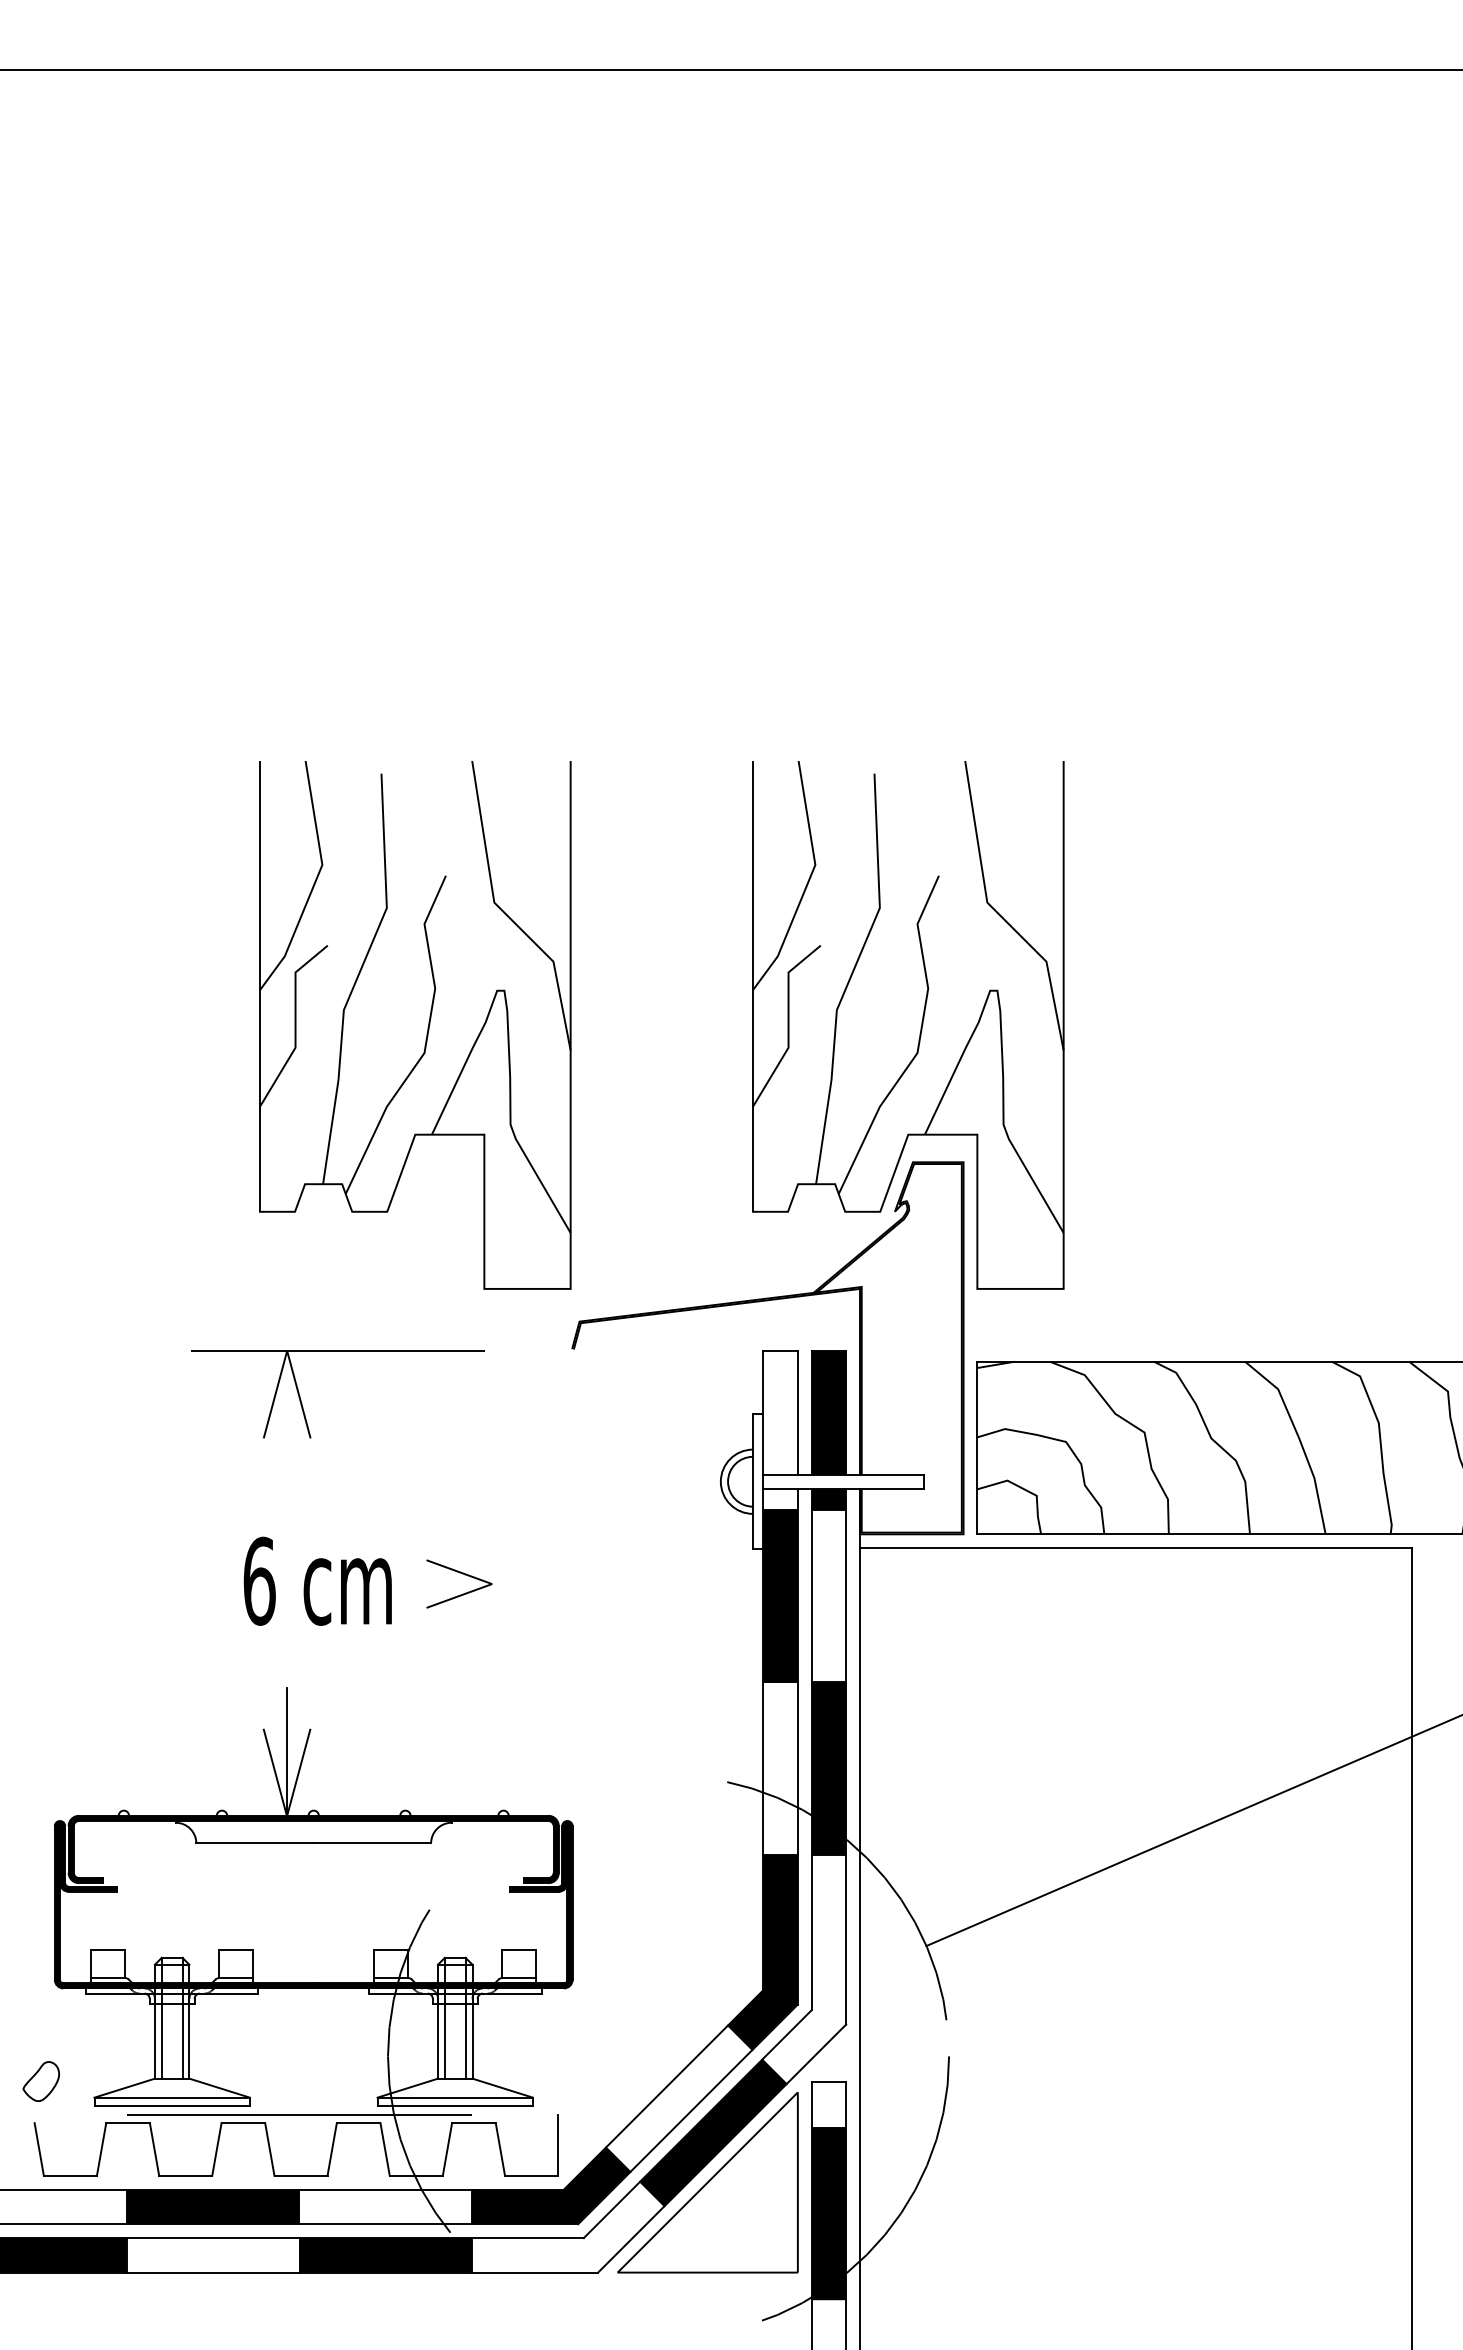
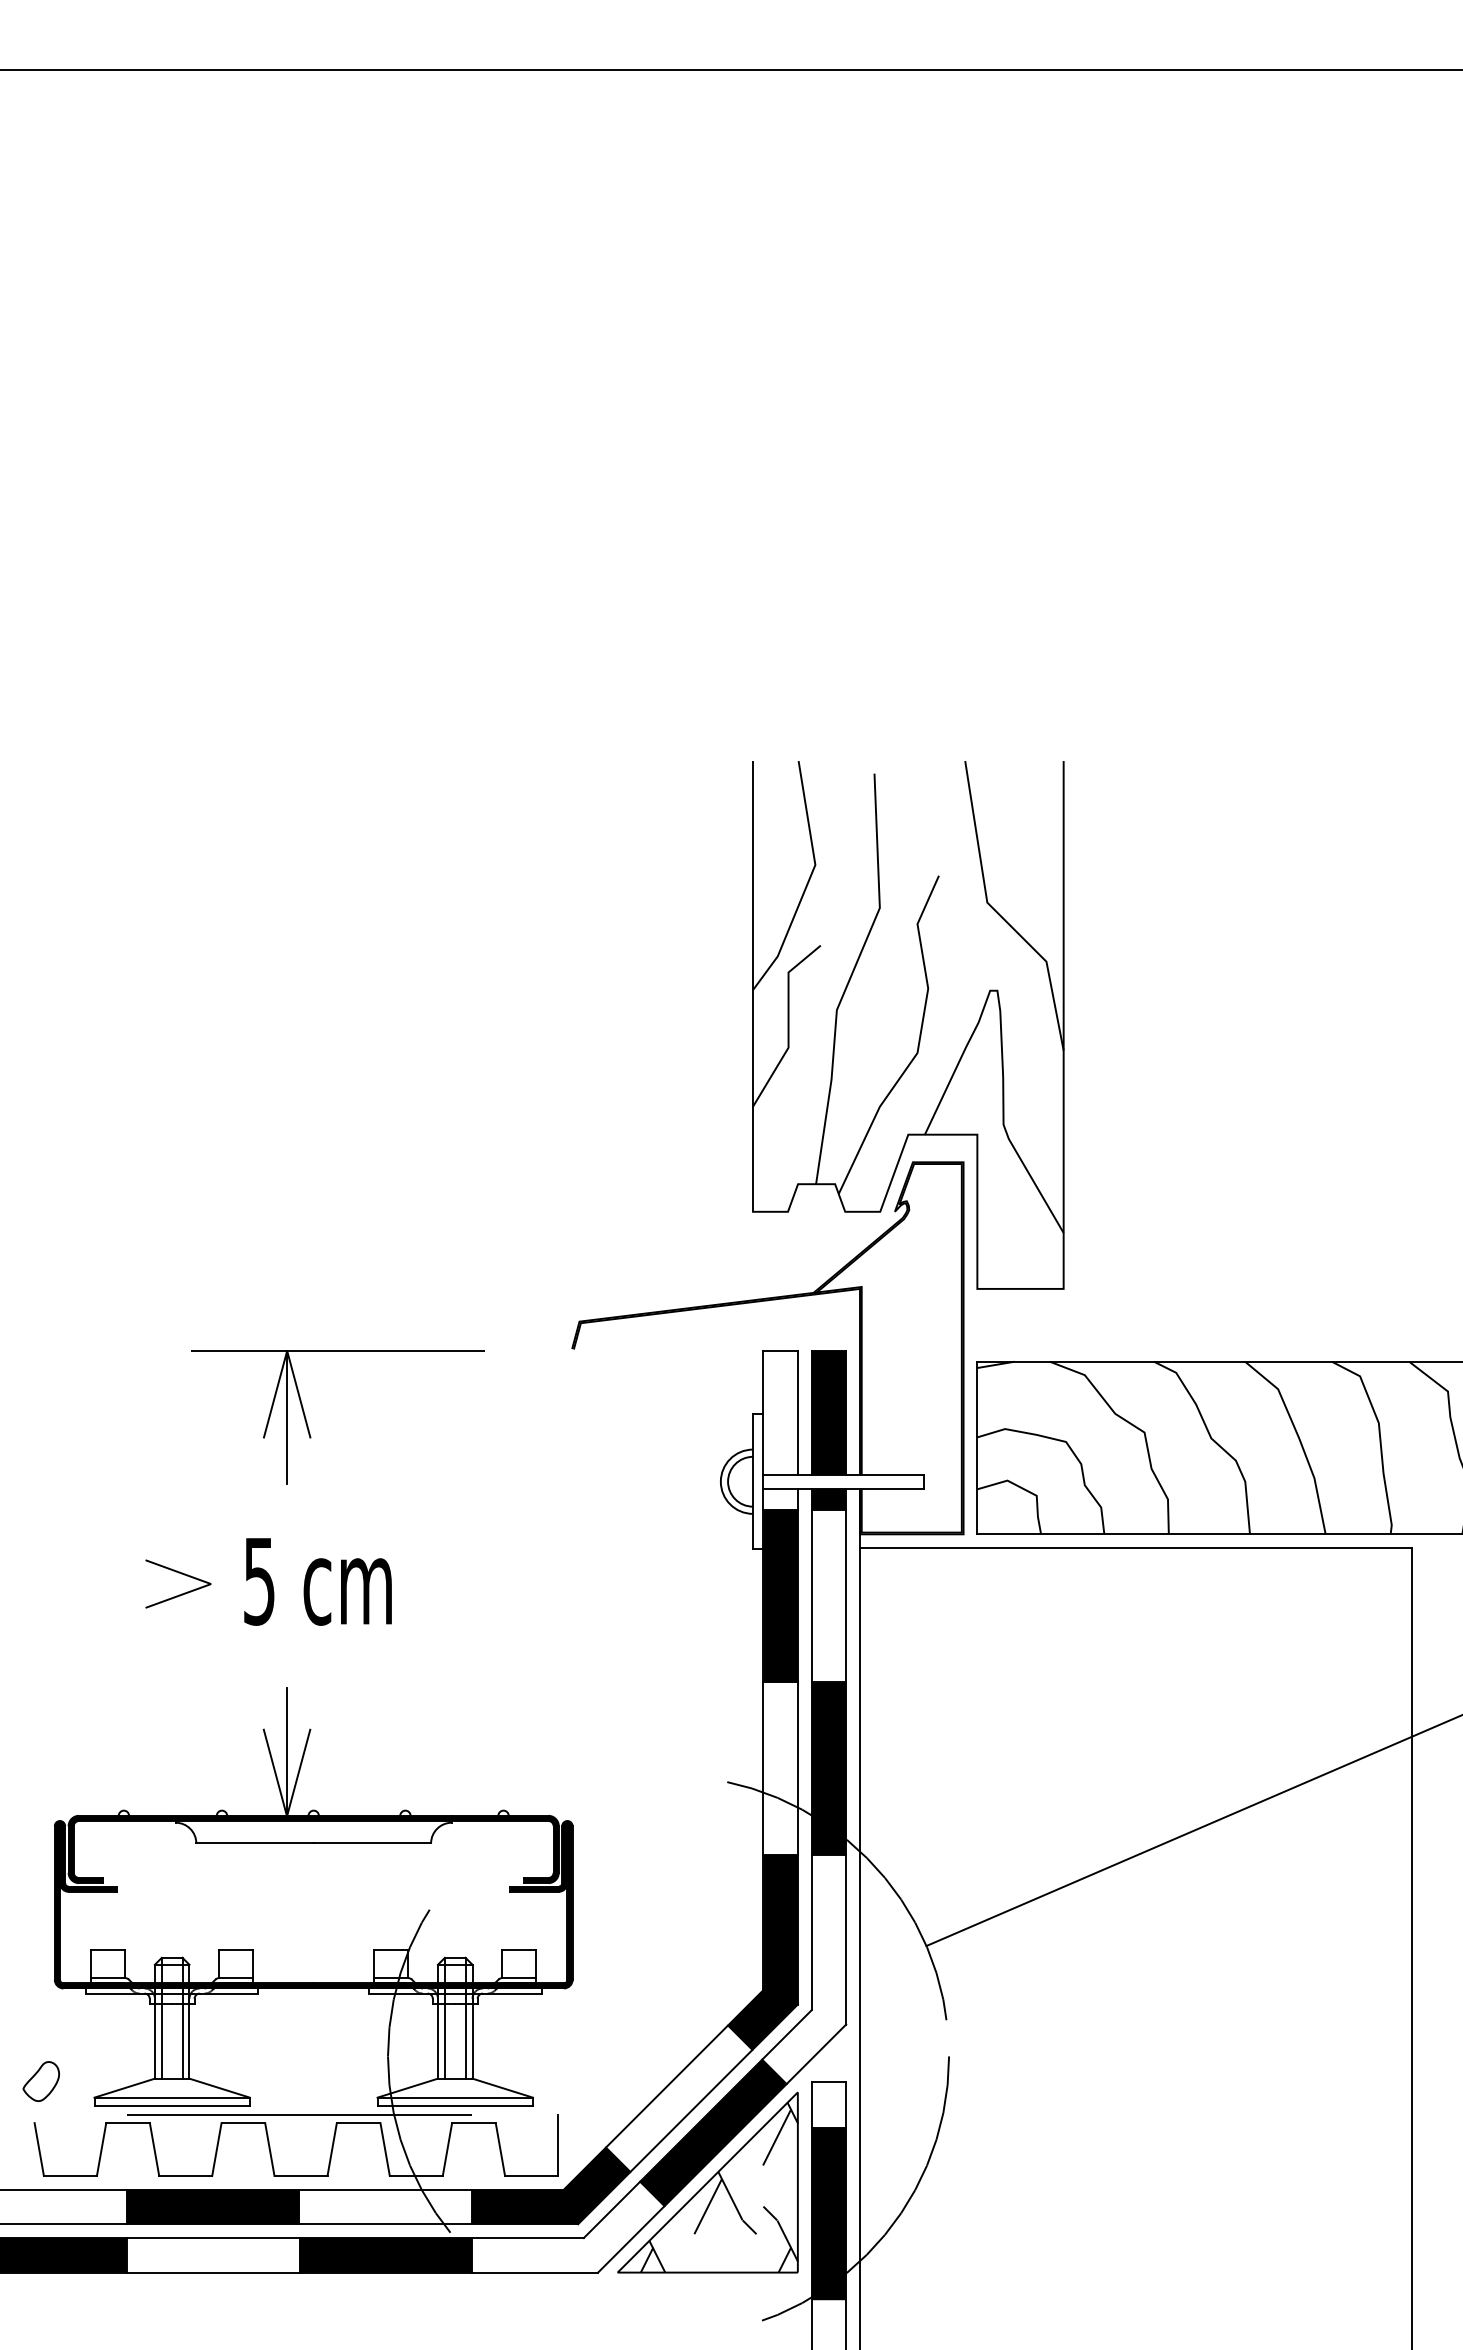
part: present -> none (427, 1027)
line: none -> present (287, 1416)
line position: (462, 1574) -> (181, 1574) (181, 1574)
text: 6 -> 5 (259, 1580)
hatch: none -> present (718, 2187)
